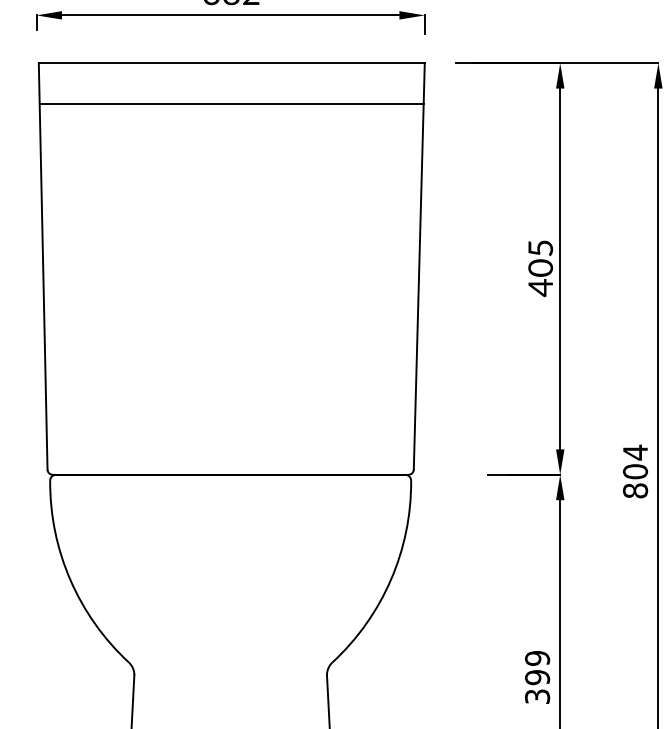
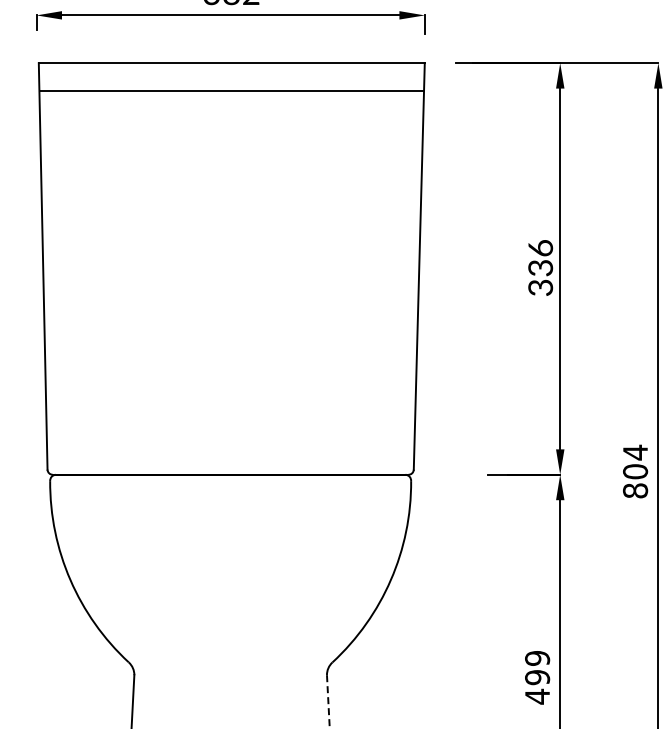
line position: (231, 103) -> (231, 90) (231, 90)
text: 405 -> 336 (540, 268)
text: 399 -> 499 (537, 696)
line: solid -> dashed (328, 702)
